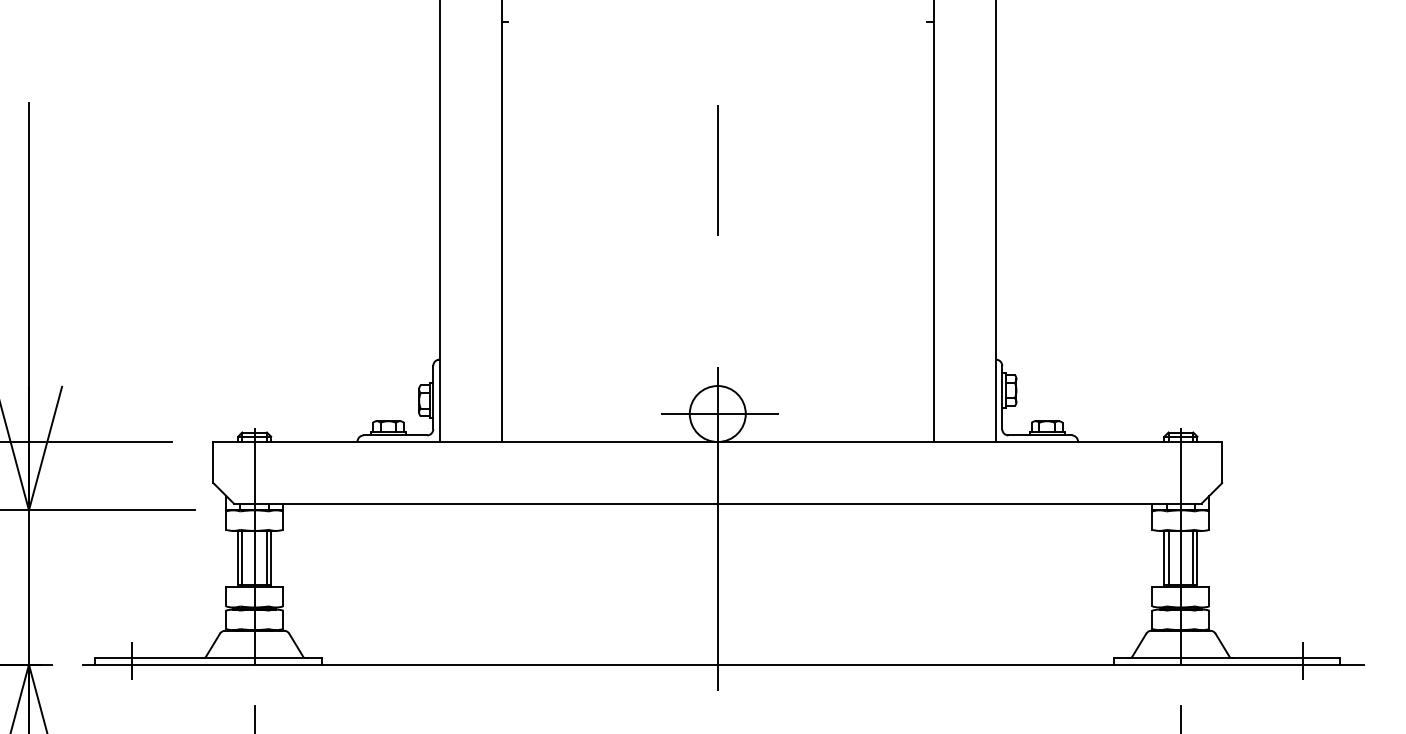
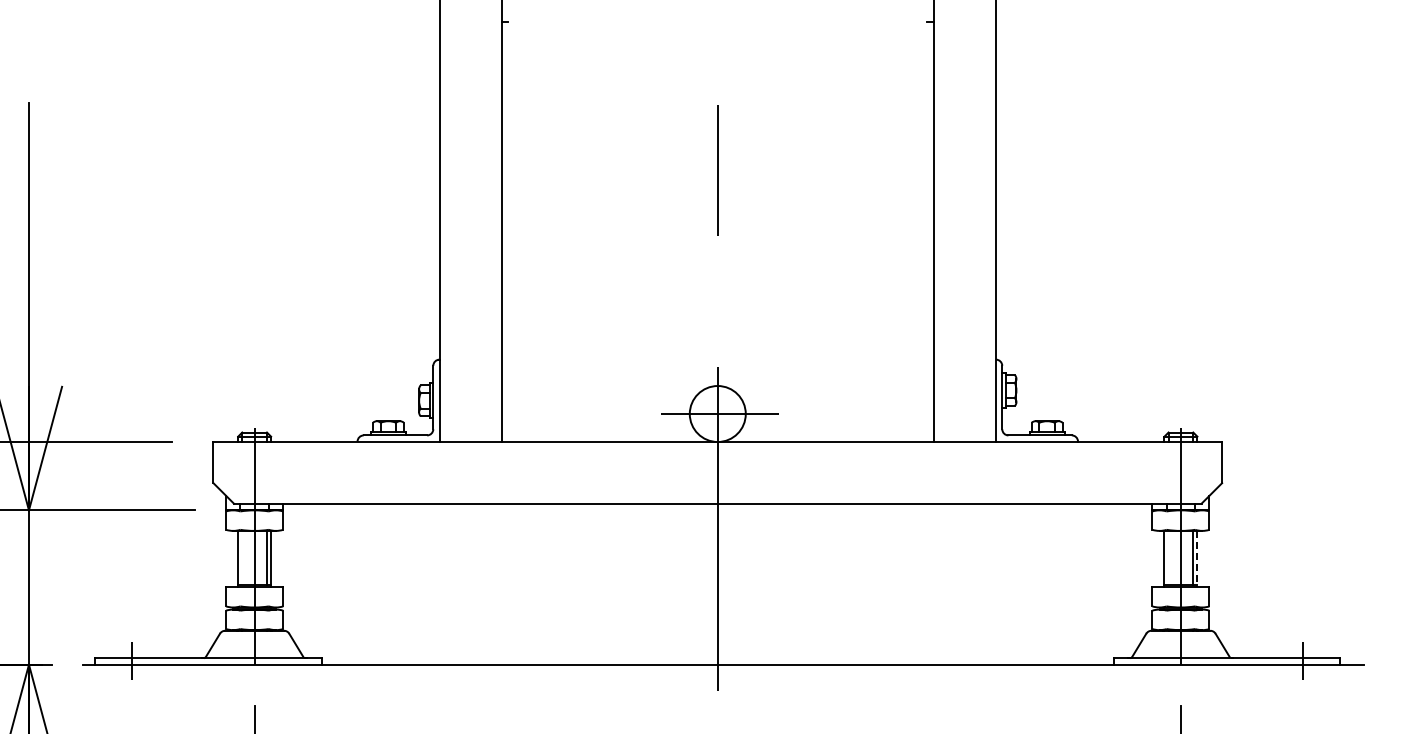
line: present -> none (242, 557)
line: present -> none (1168, 557)
line: solid -> dashed (1197, 558)
